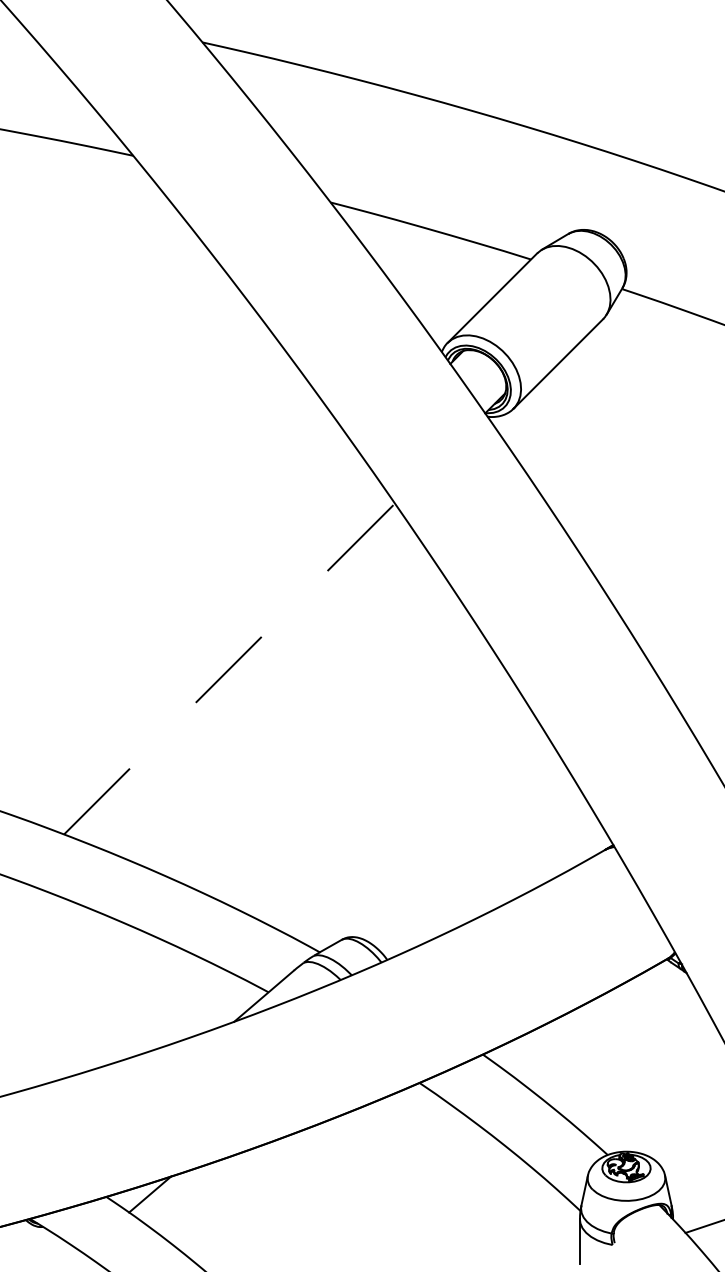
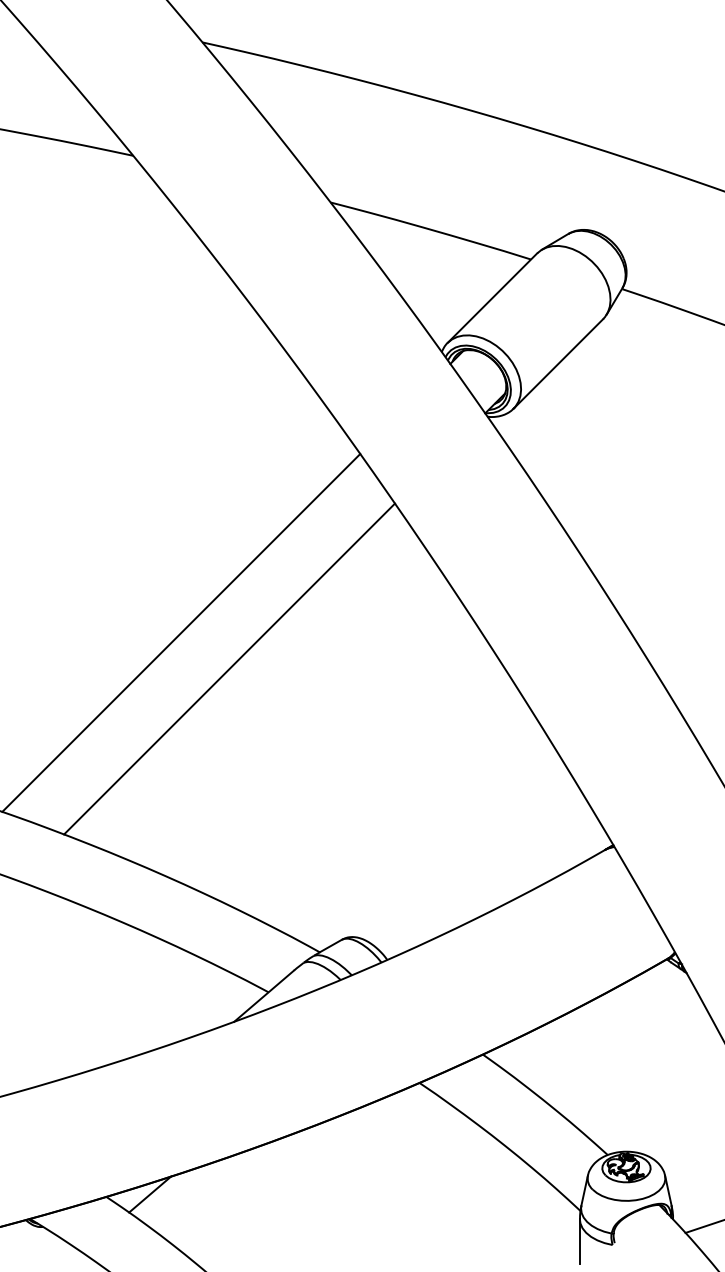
line: none -> present (181, 632)
line: dashed -> solid (229, 669)
